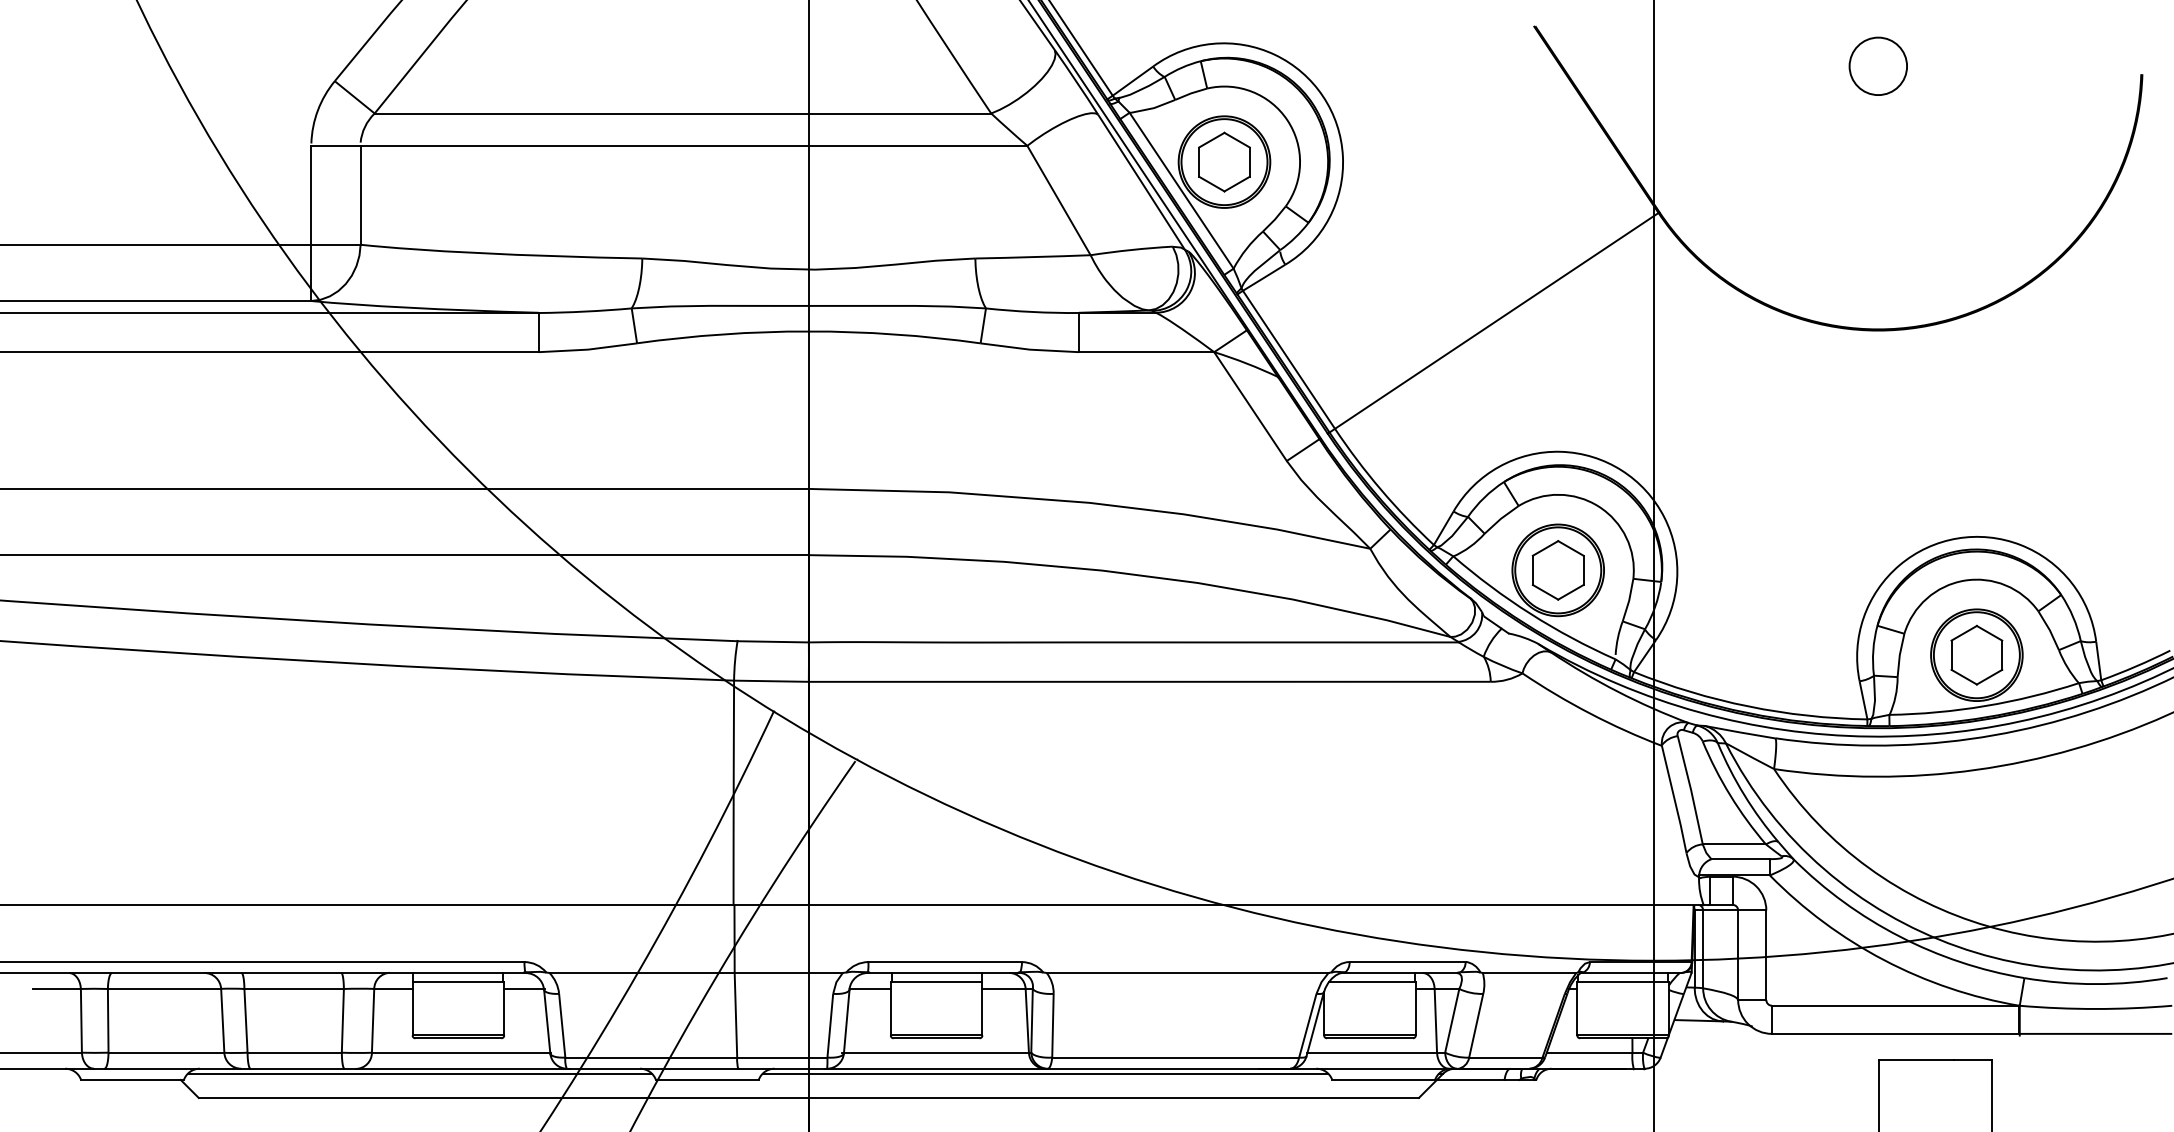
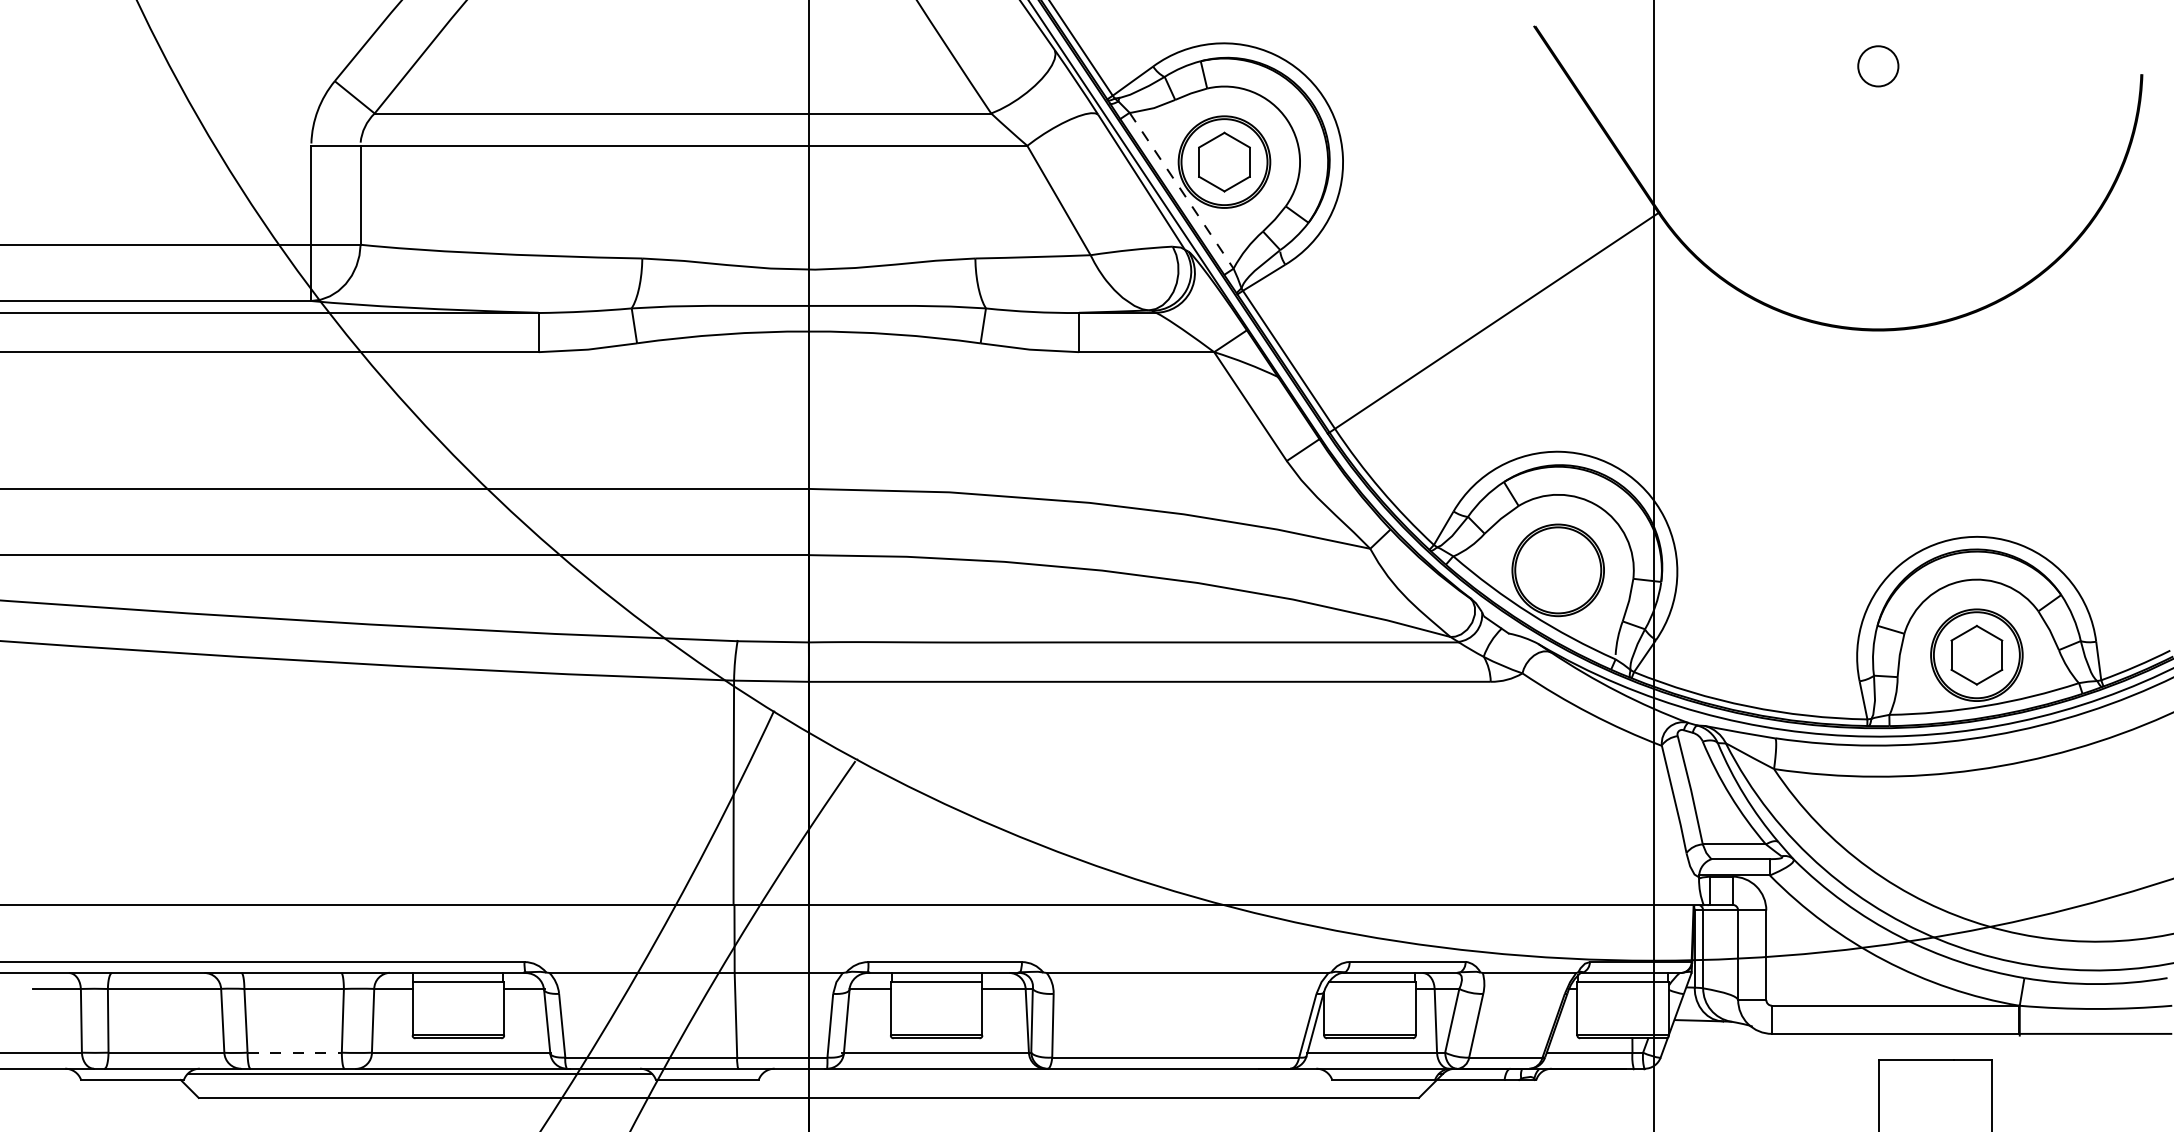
circle diameter: 57 px -> 40 px (1878, 66)
line: solid -> dashed (1181, 190)
part: present -> none (1557, 570)
line: solid -> dashed (295, 1052)
line: present -> none (1045, 1073)
